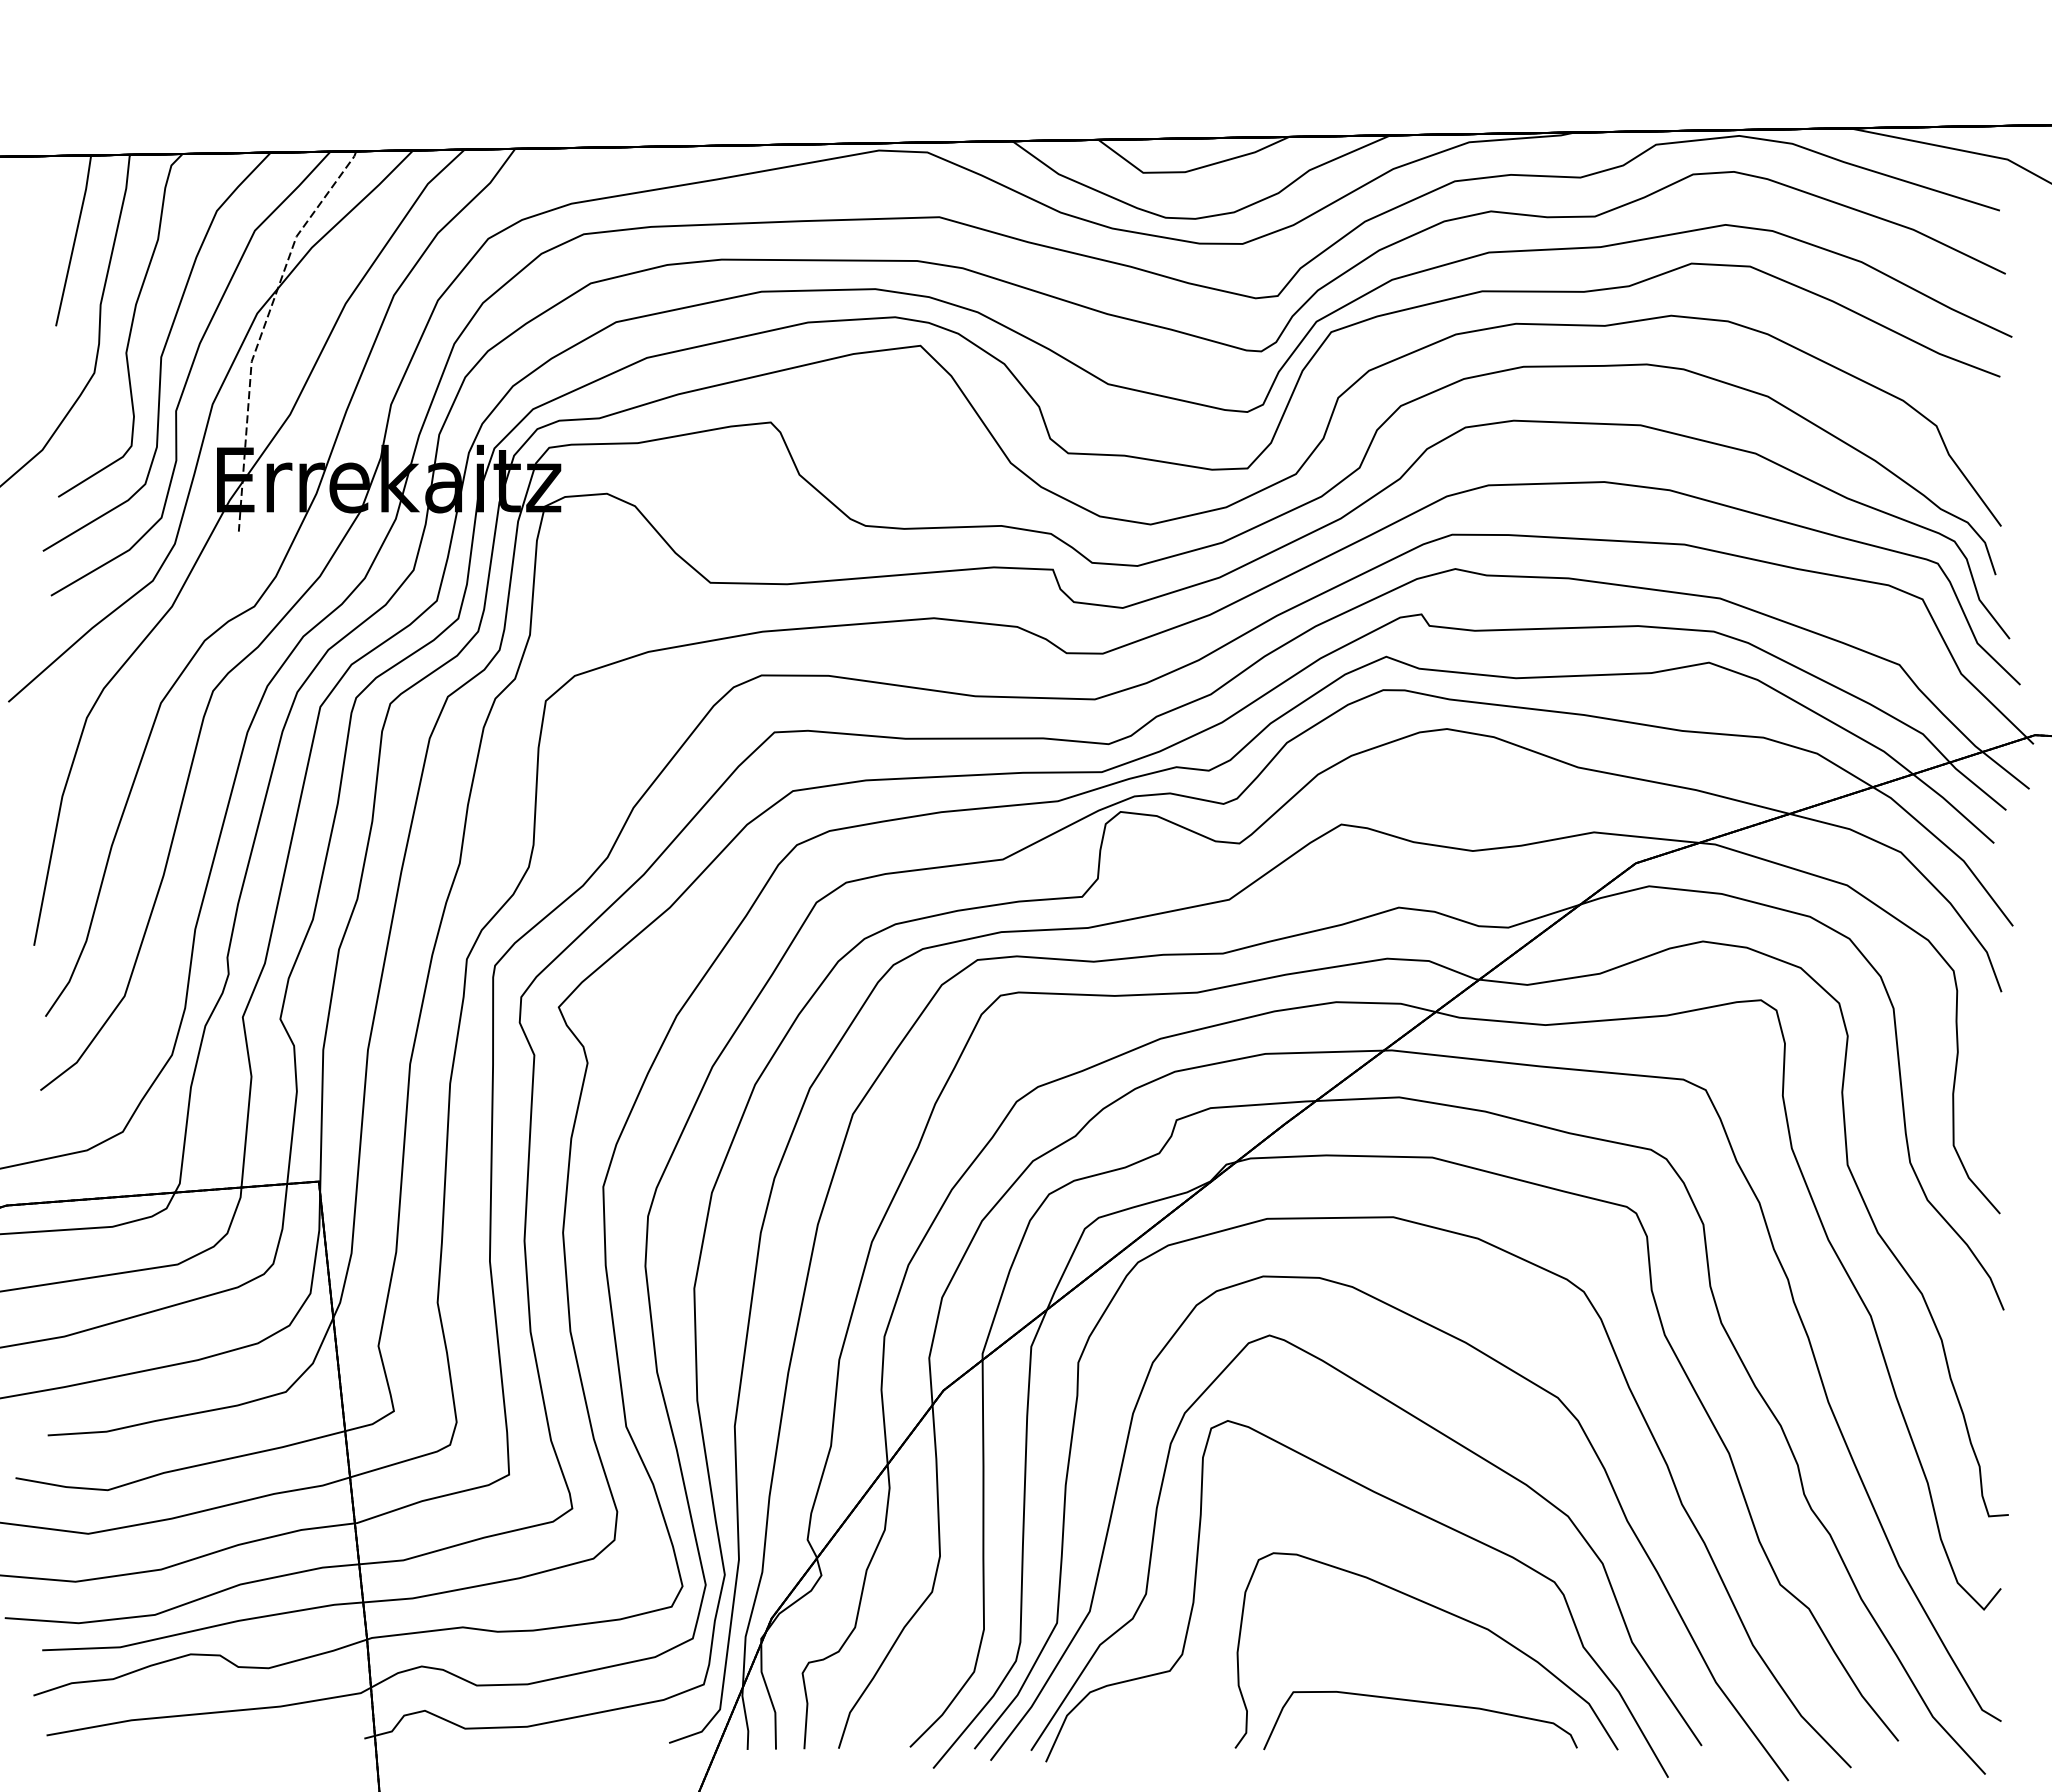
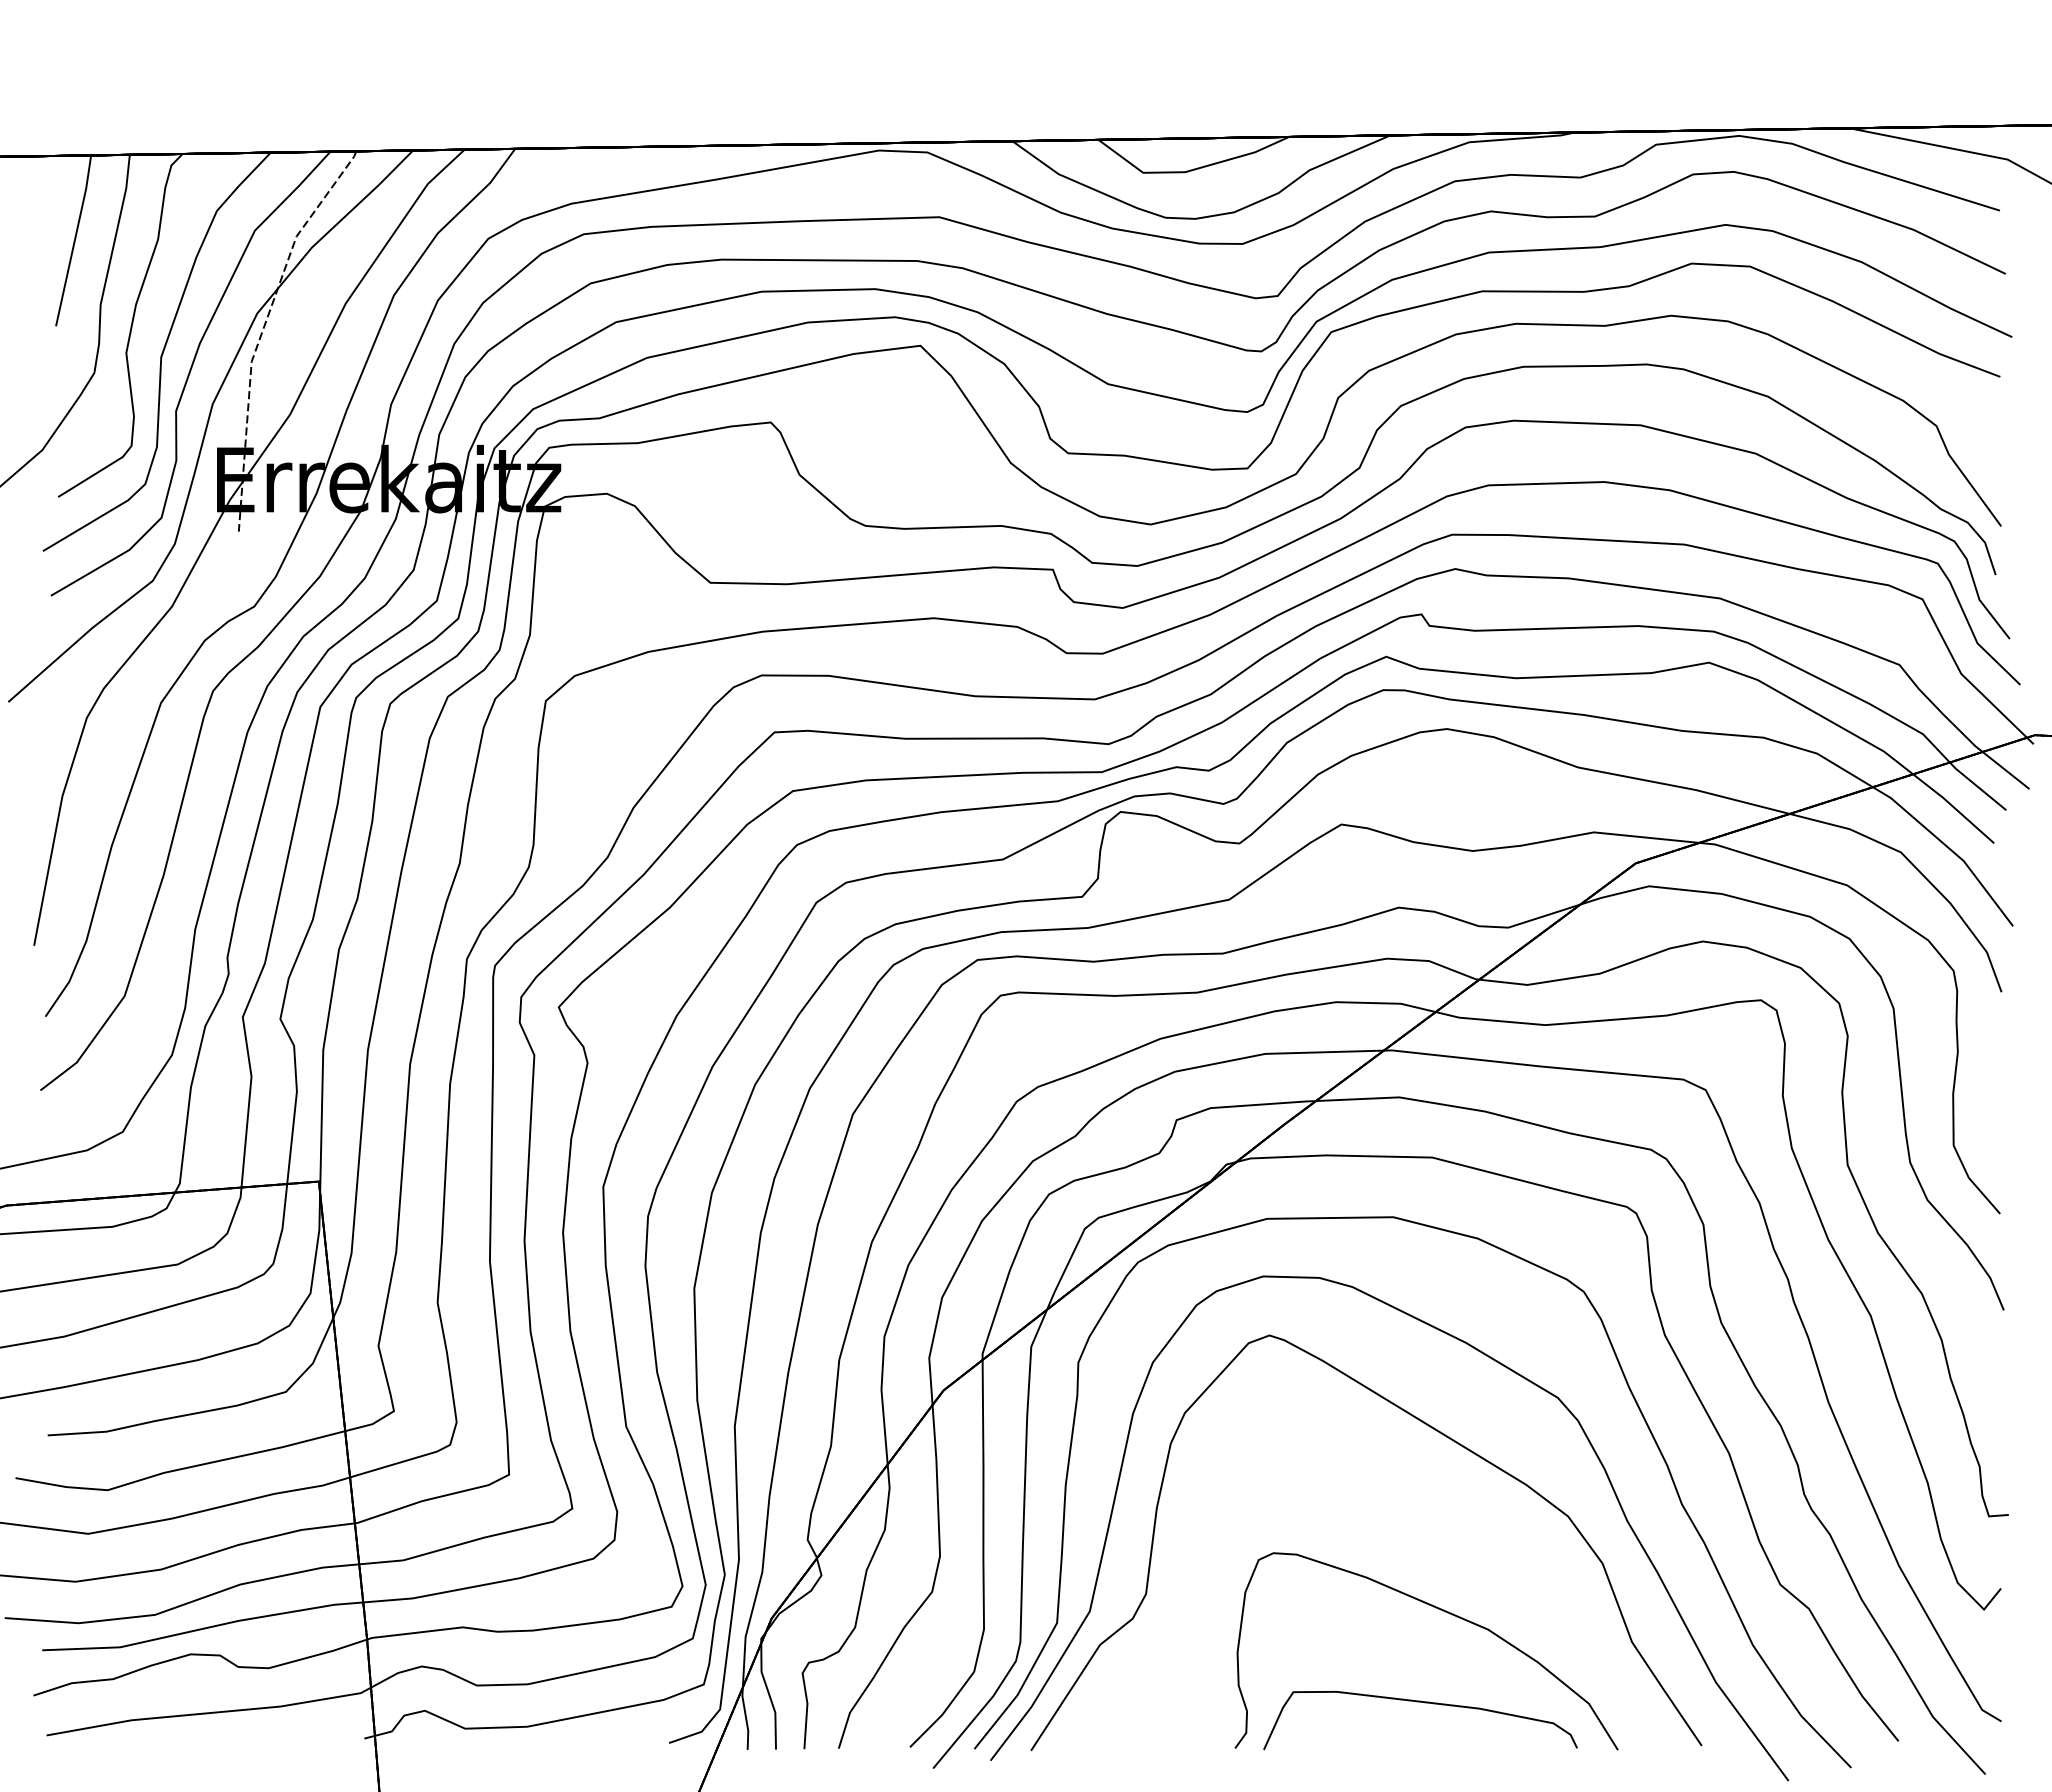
curve: present -> none (1402, 1506)
